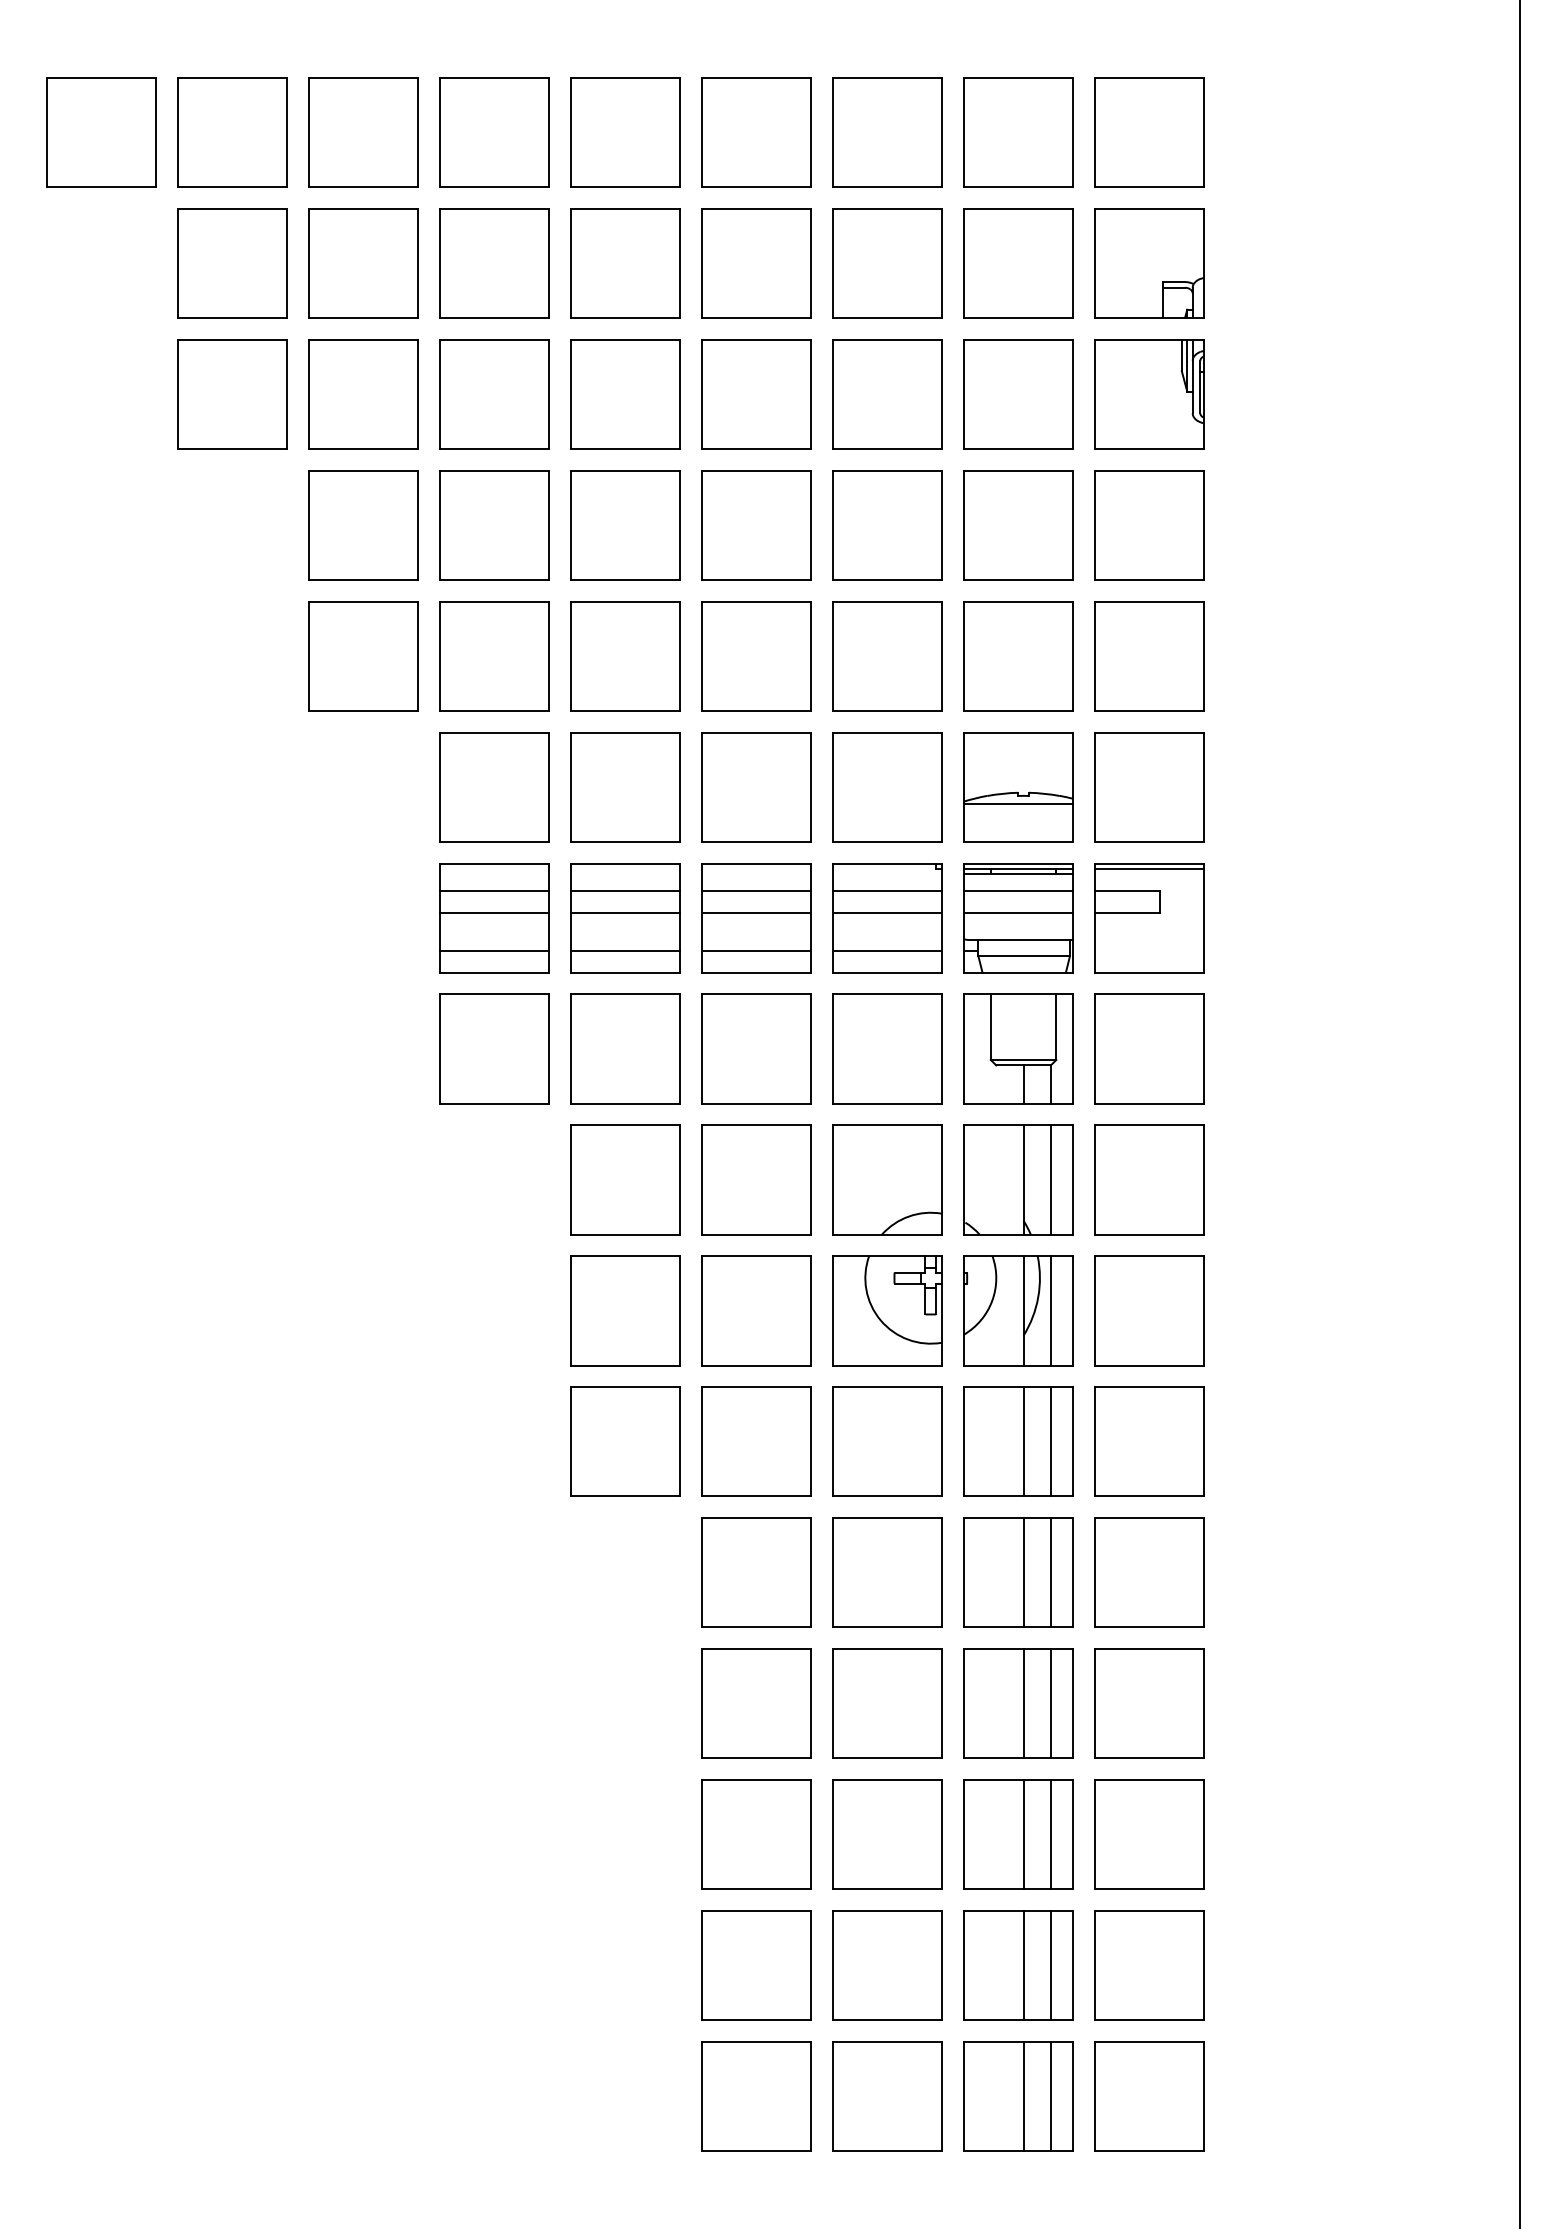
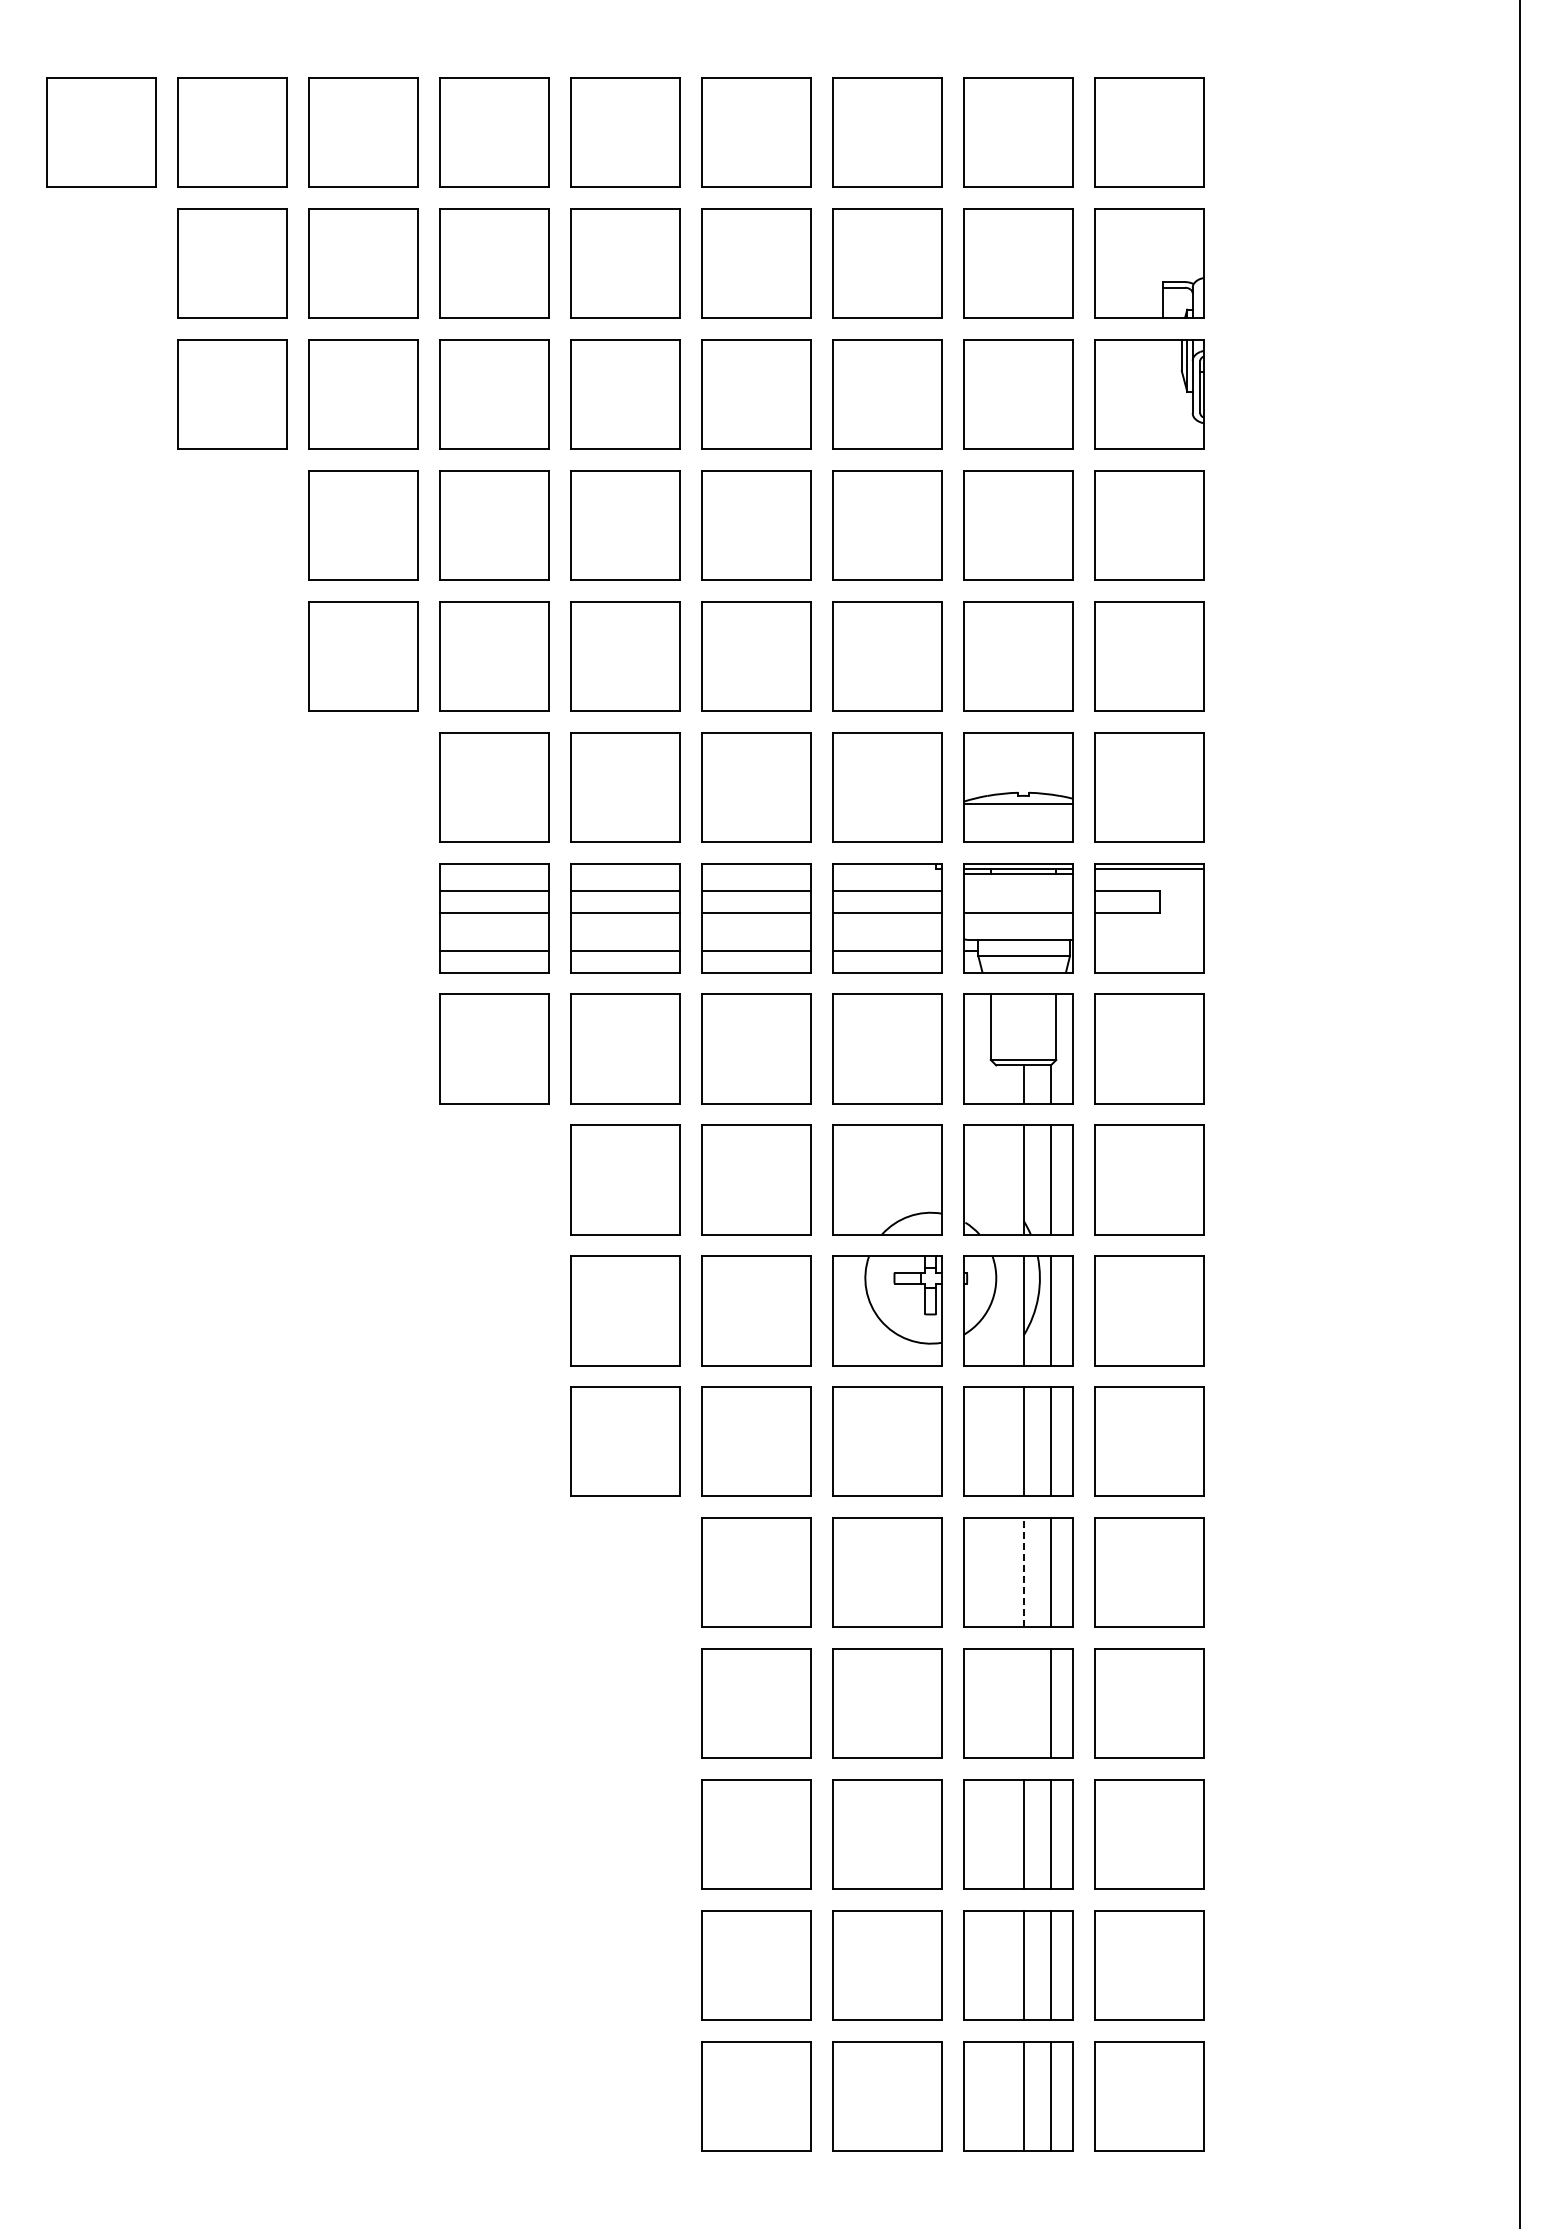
line: present -> none (1017, 890)
line: solid -> dashed (1023, 1572)
line: present -> none (1023, 1703)
